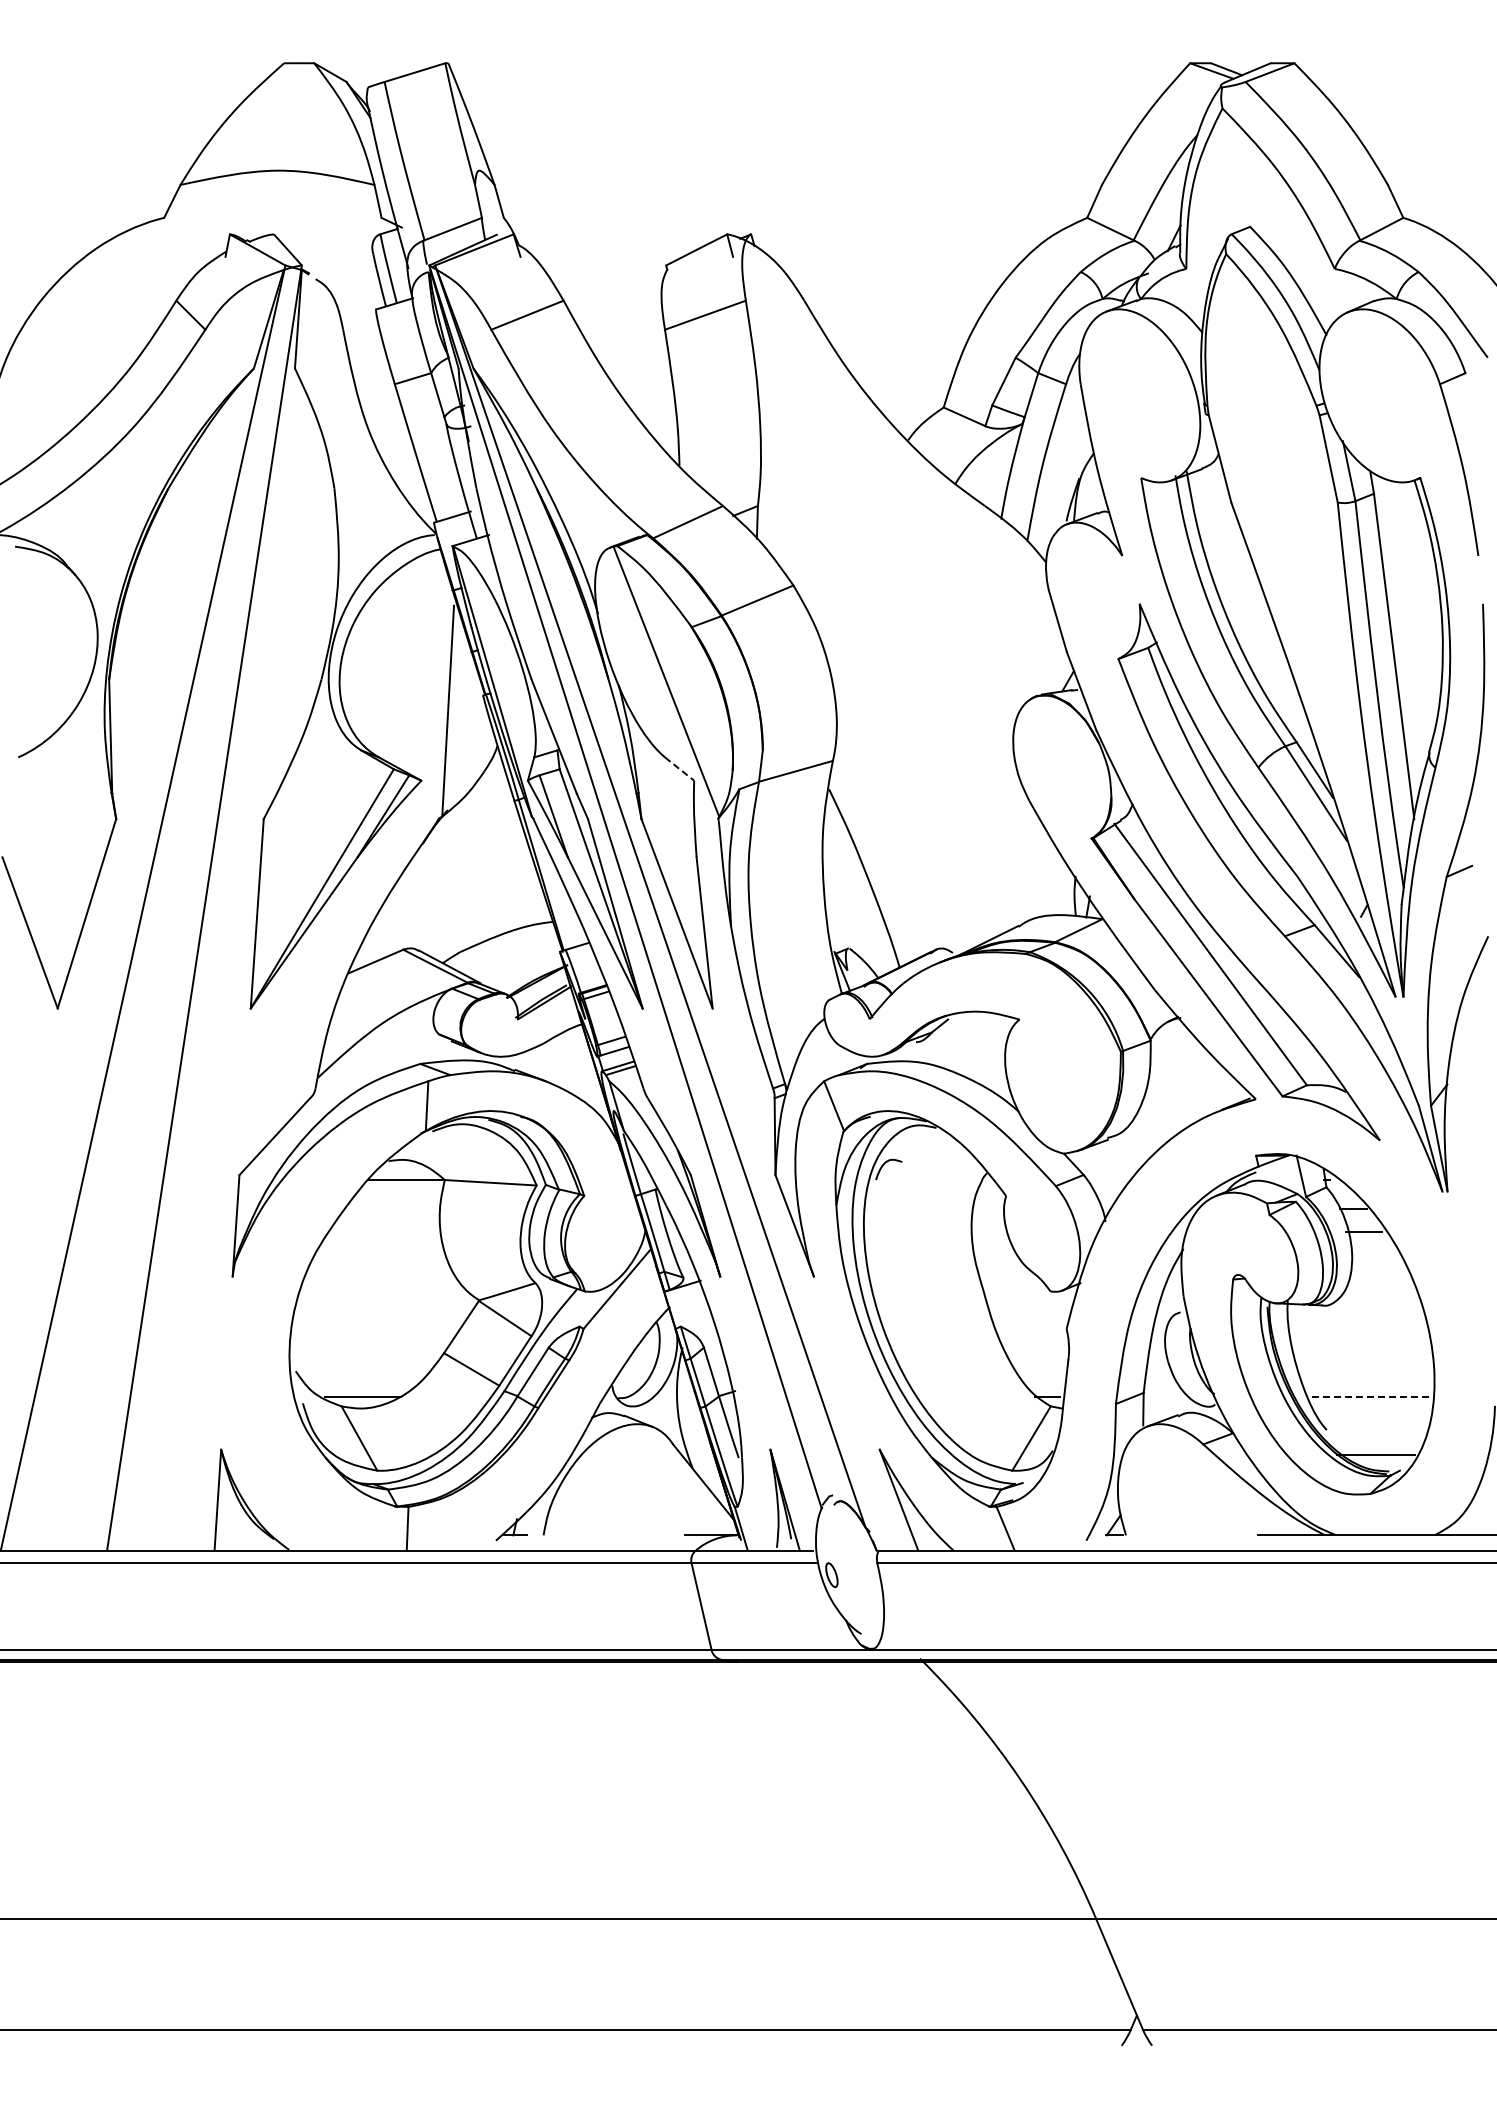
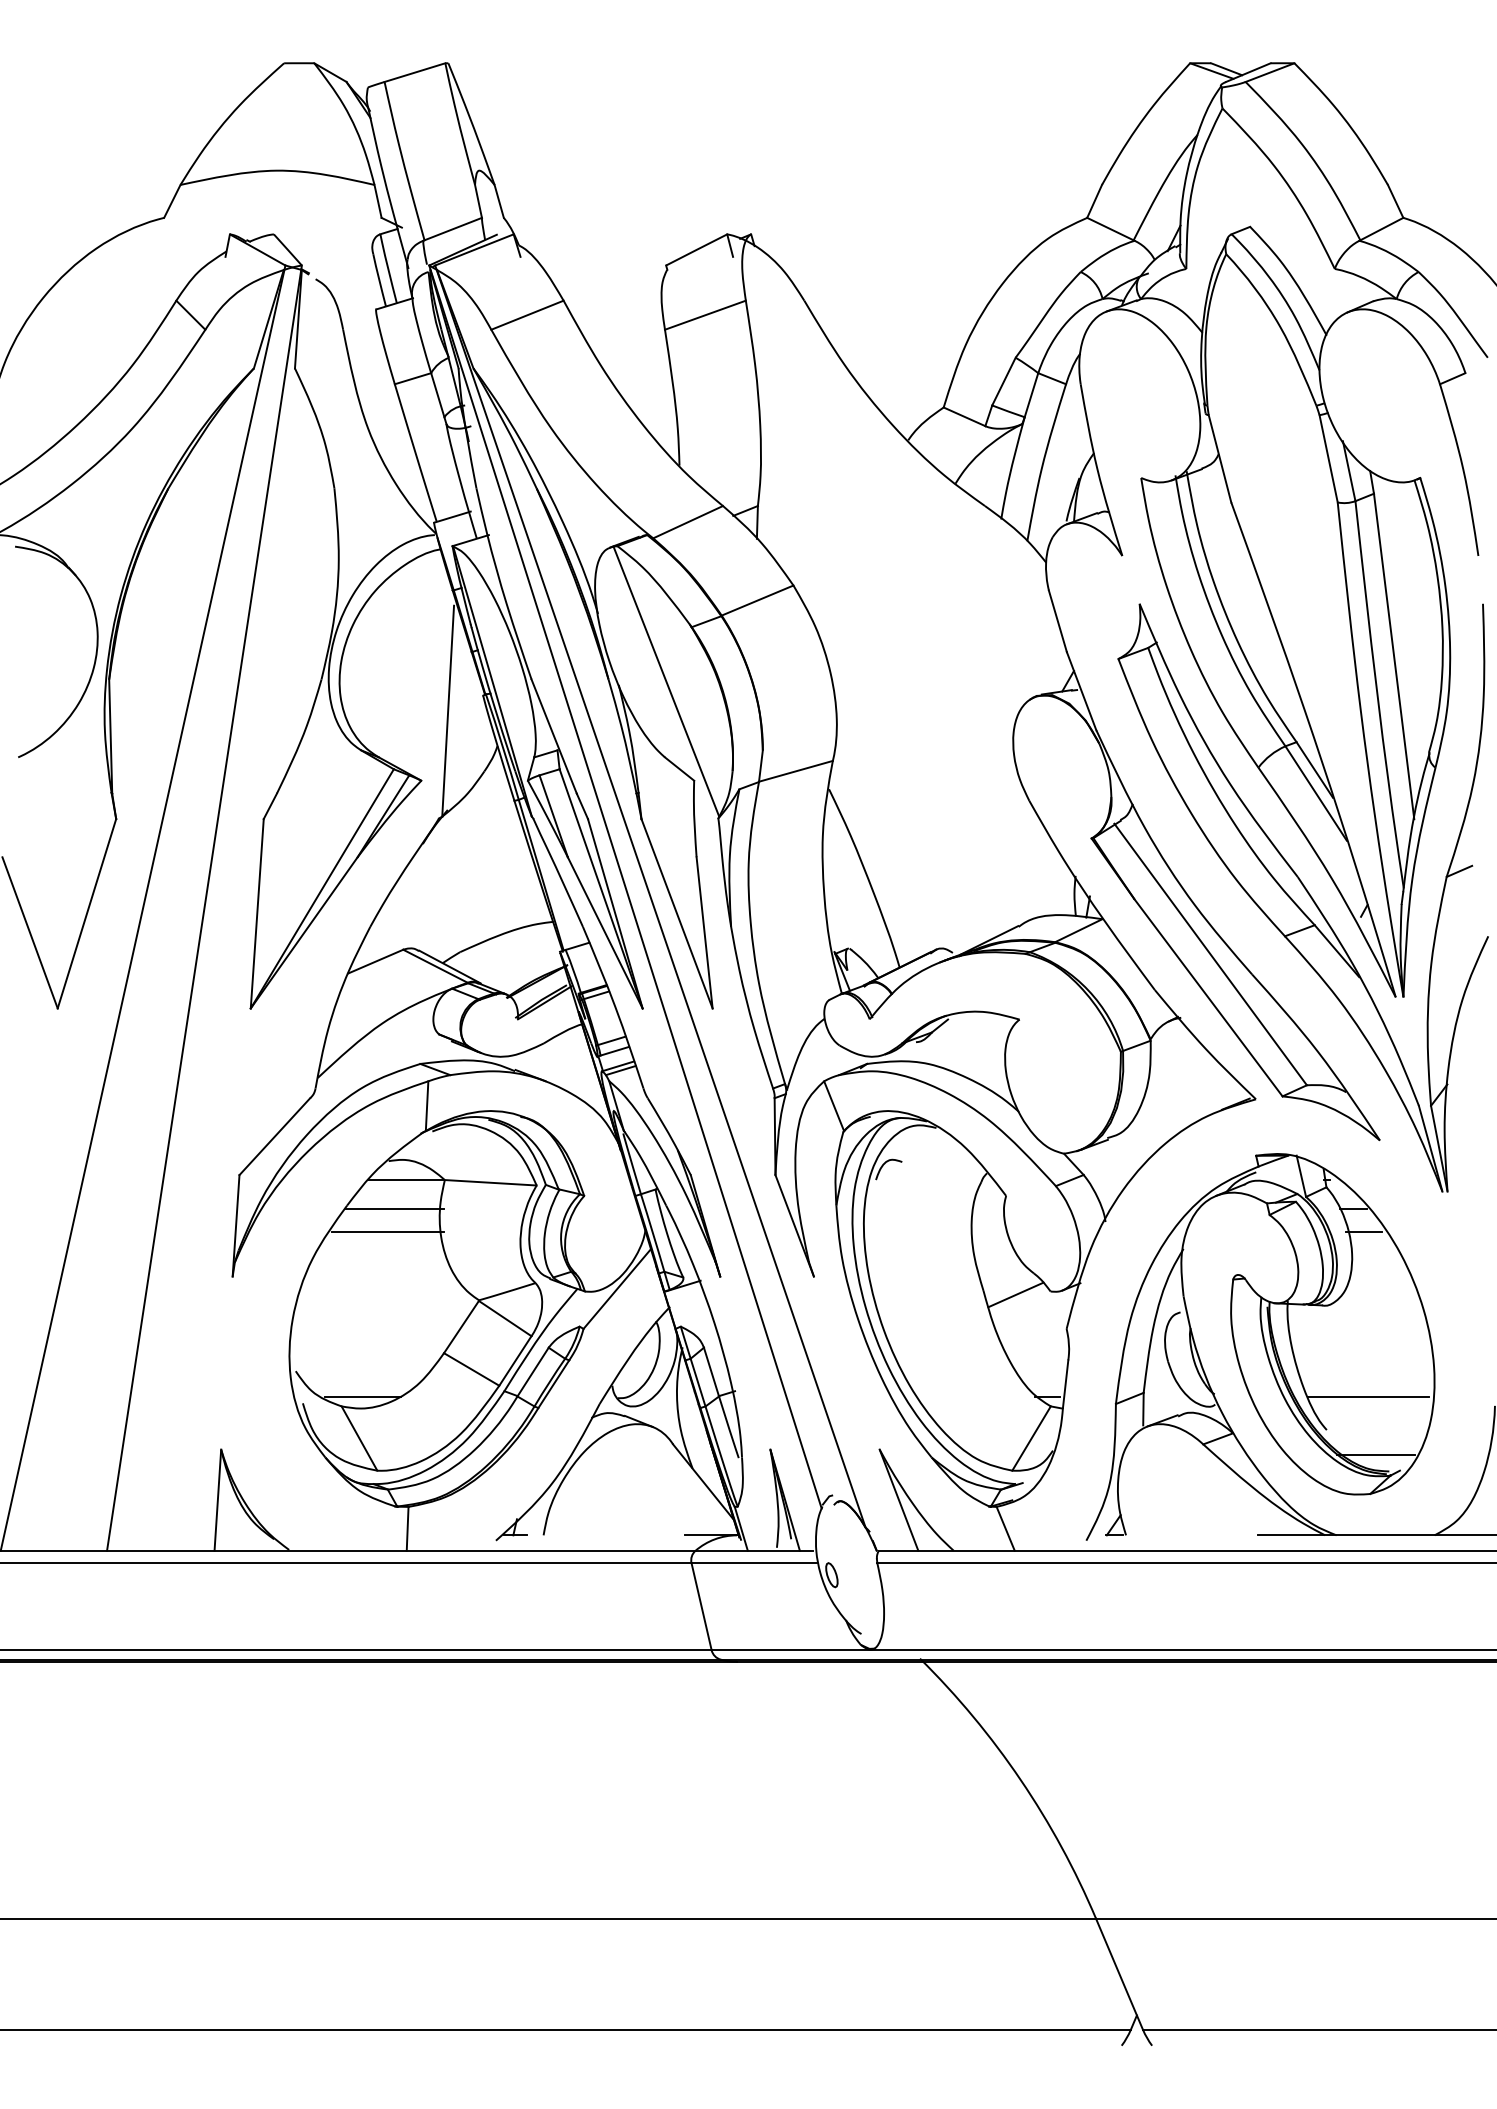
line: dashed -> solid (679, 769)
line: none -> present (394, 1209)
line: none -> present (387, 1232)
line: none -> present (1015, 1294)
line: dashed -> solid (1368, 1396)
